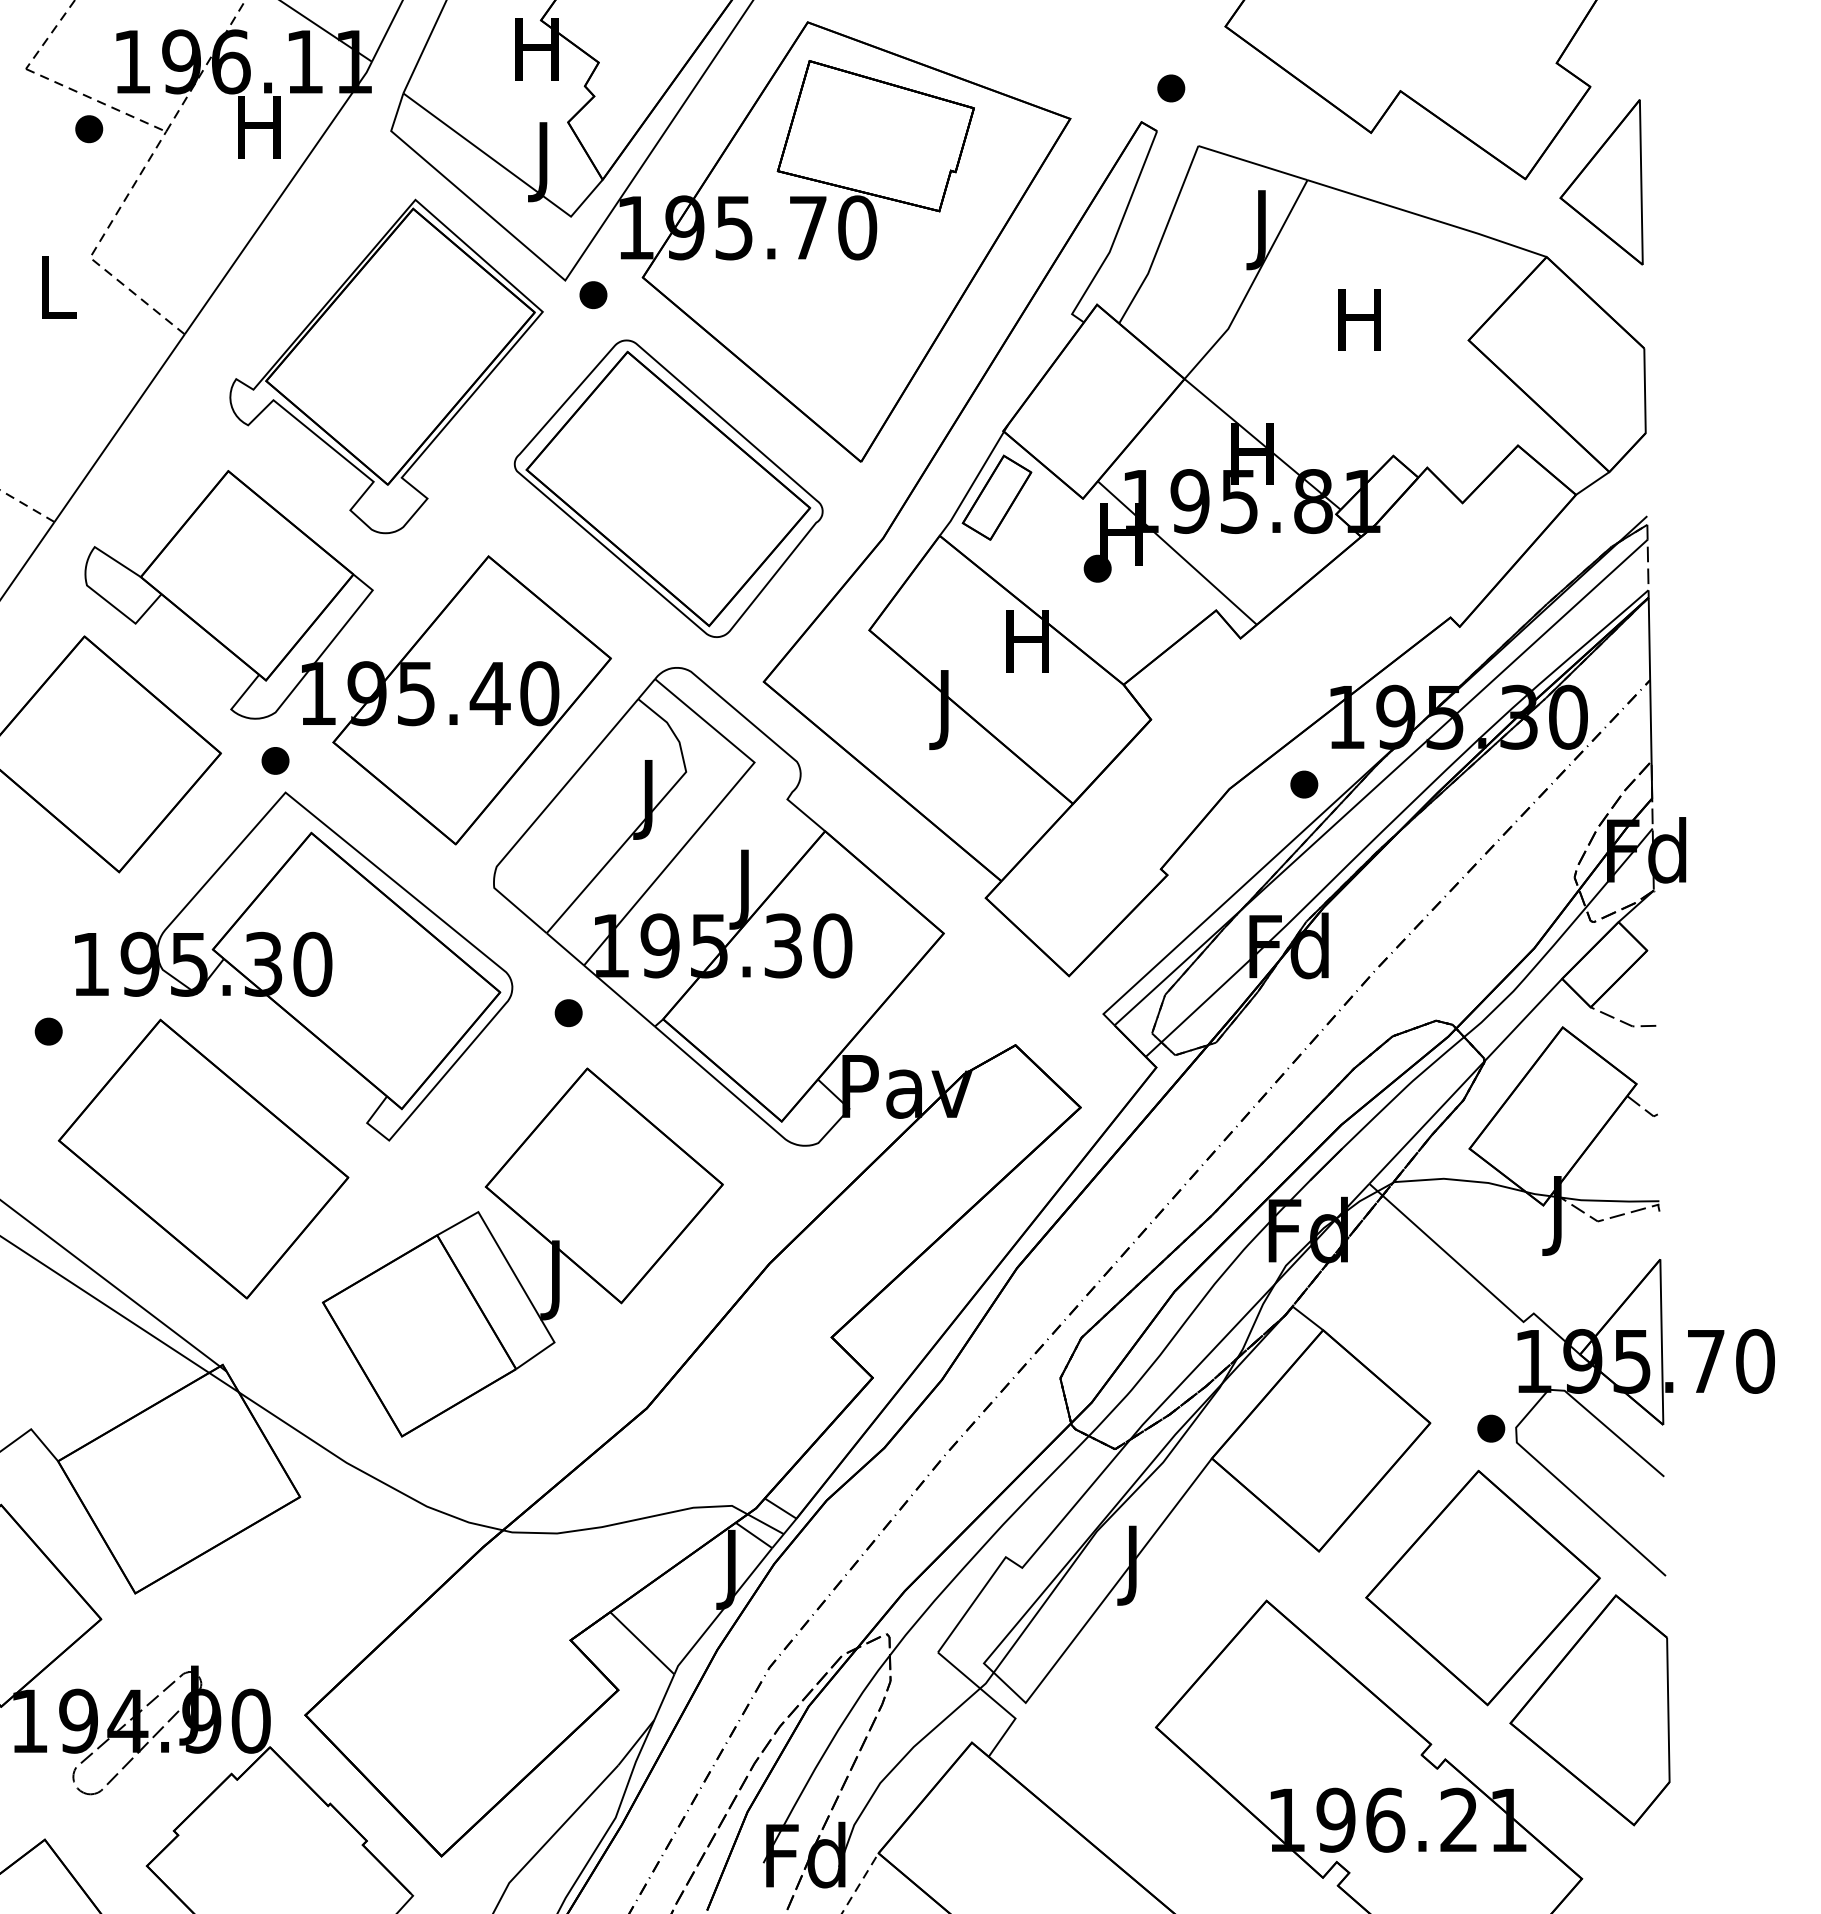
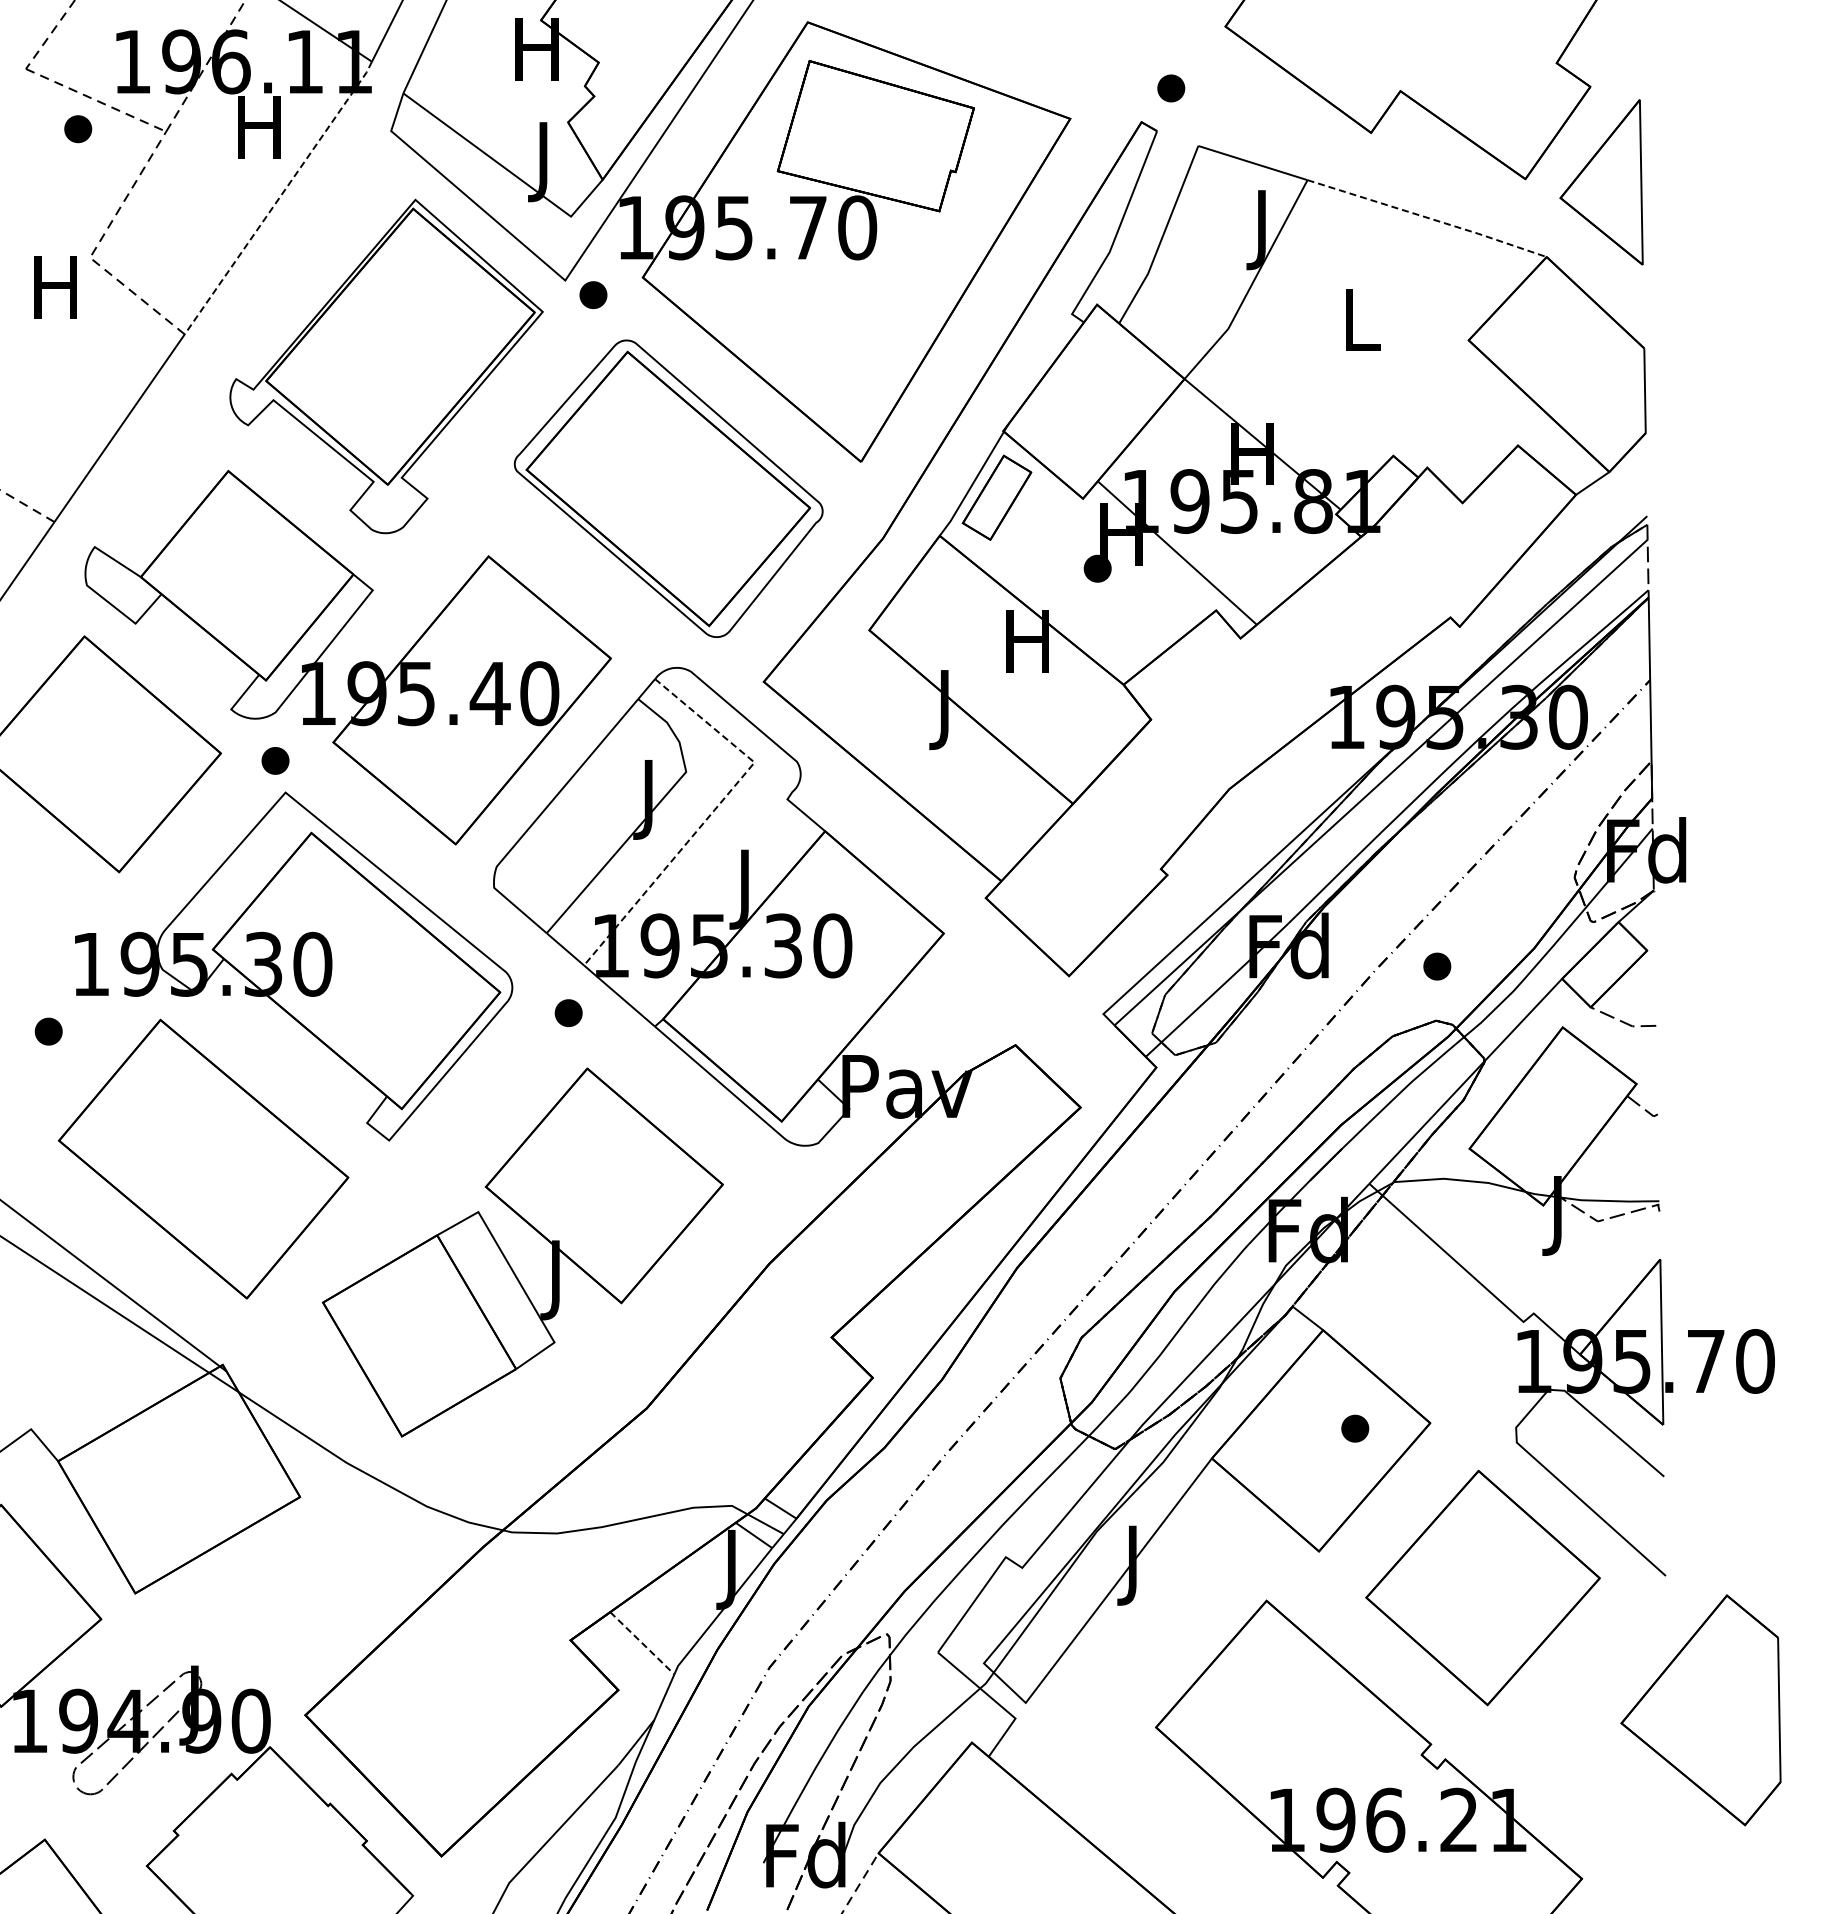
part position: (89, 129) -> (78, 129) (78, 129)
line: solid -> dashed (279, 198)
line: solid -> dashed (1428, 218)
text: L -> H (55, 287)
text: H -> L (1359, 319)
part position: (1304, 784) -> (1437, 966) (1437, 966)
line: solid -> dashed (711, 814)
part position: (1491, 1428) -> (1355, 1428) (1355, 1428)
line: solid -> dashed (642, 1643)
part position: (1589, 1710) -> (1700, 1710) (1700, 1710)
